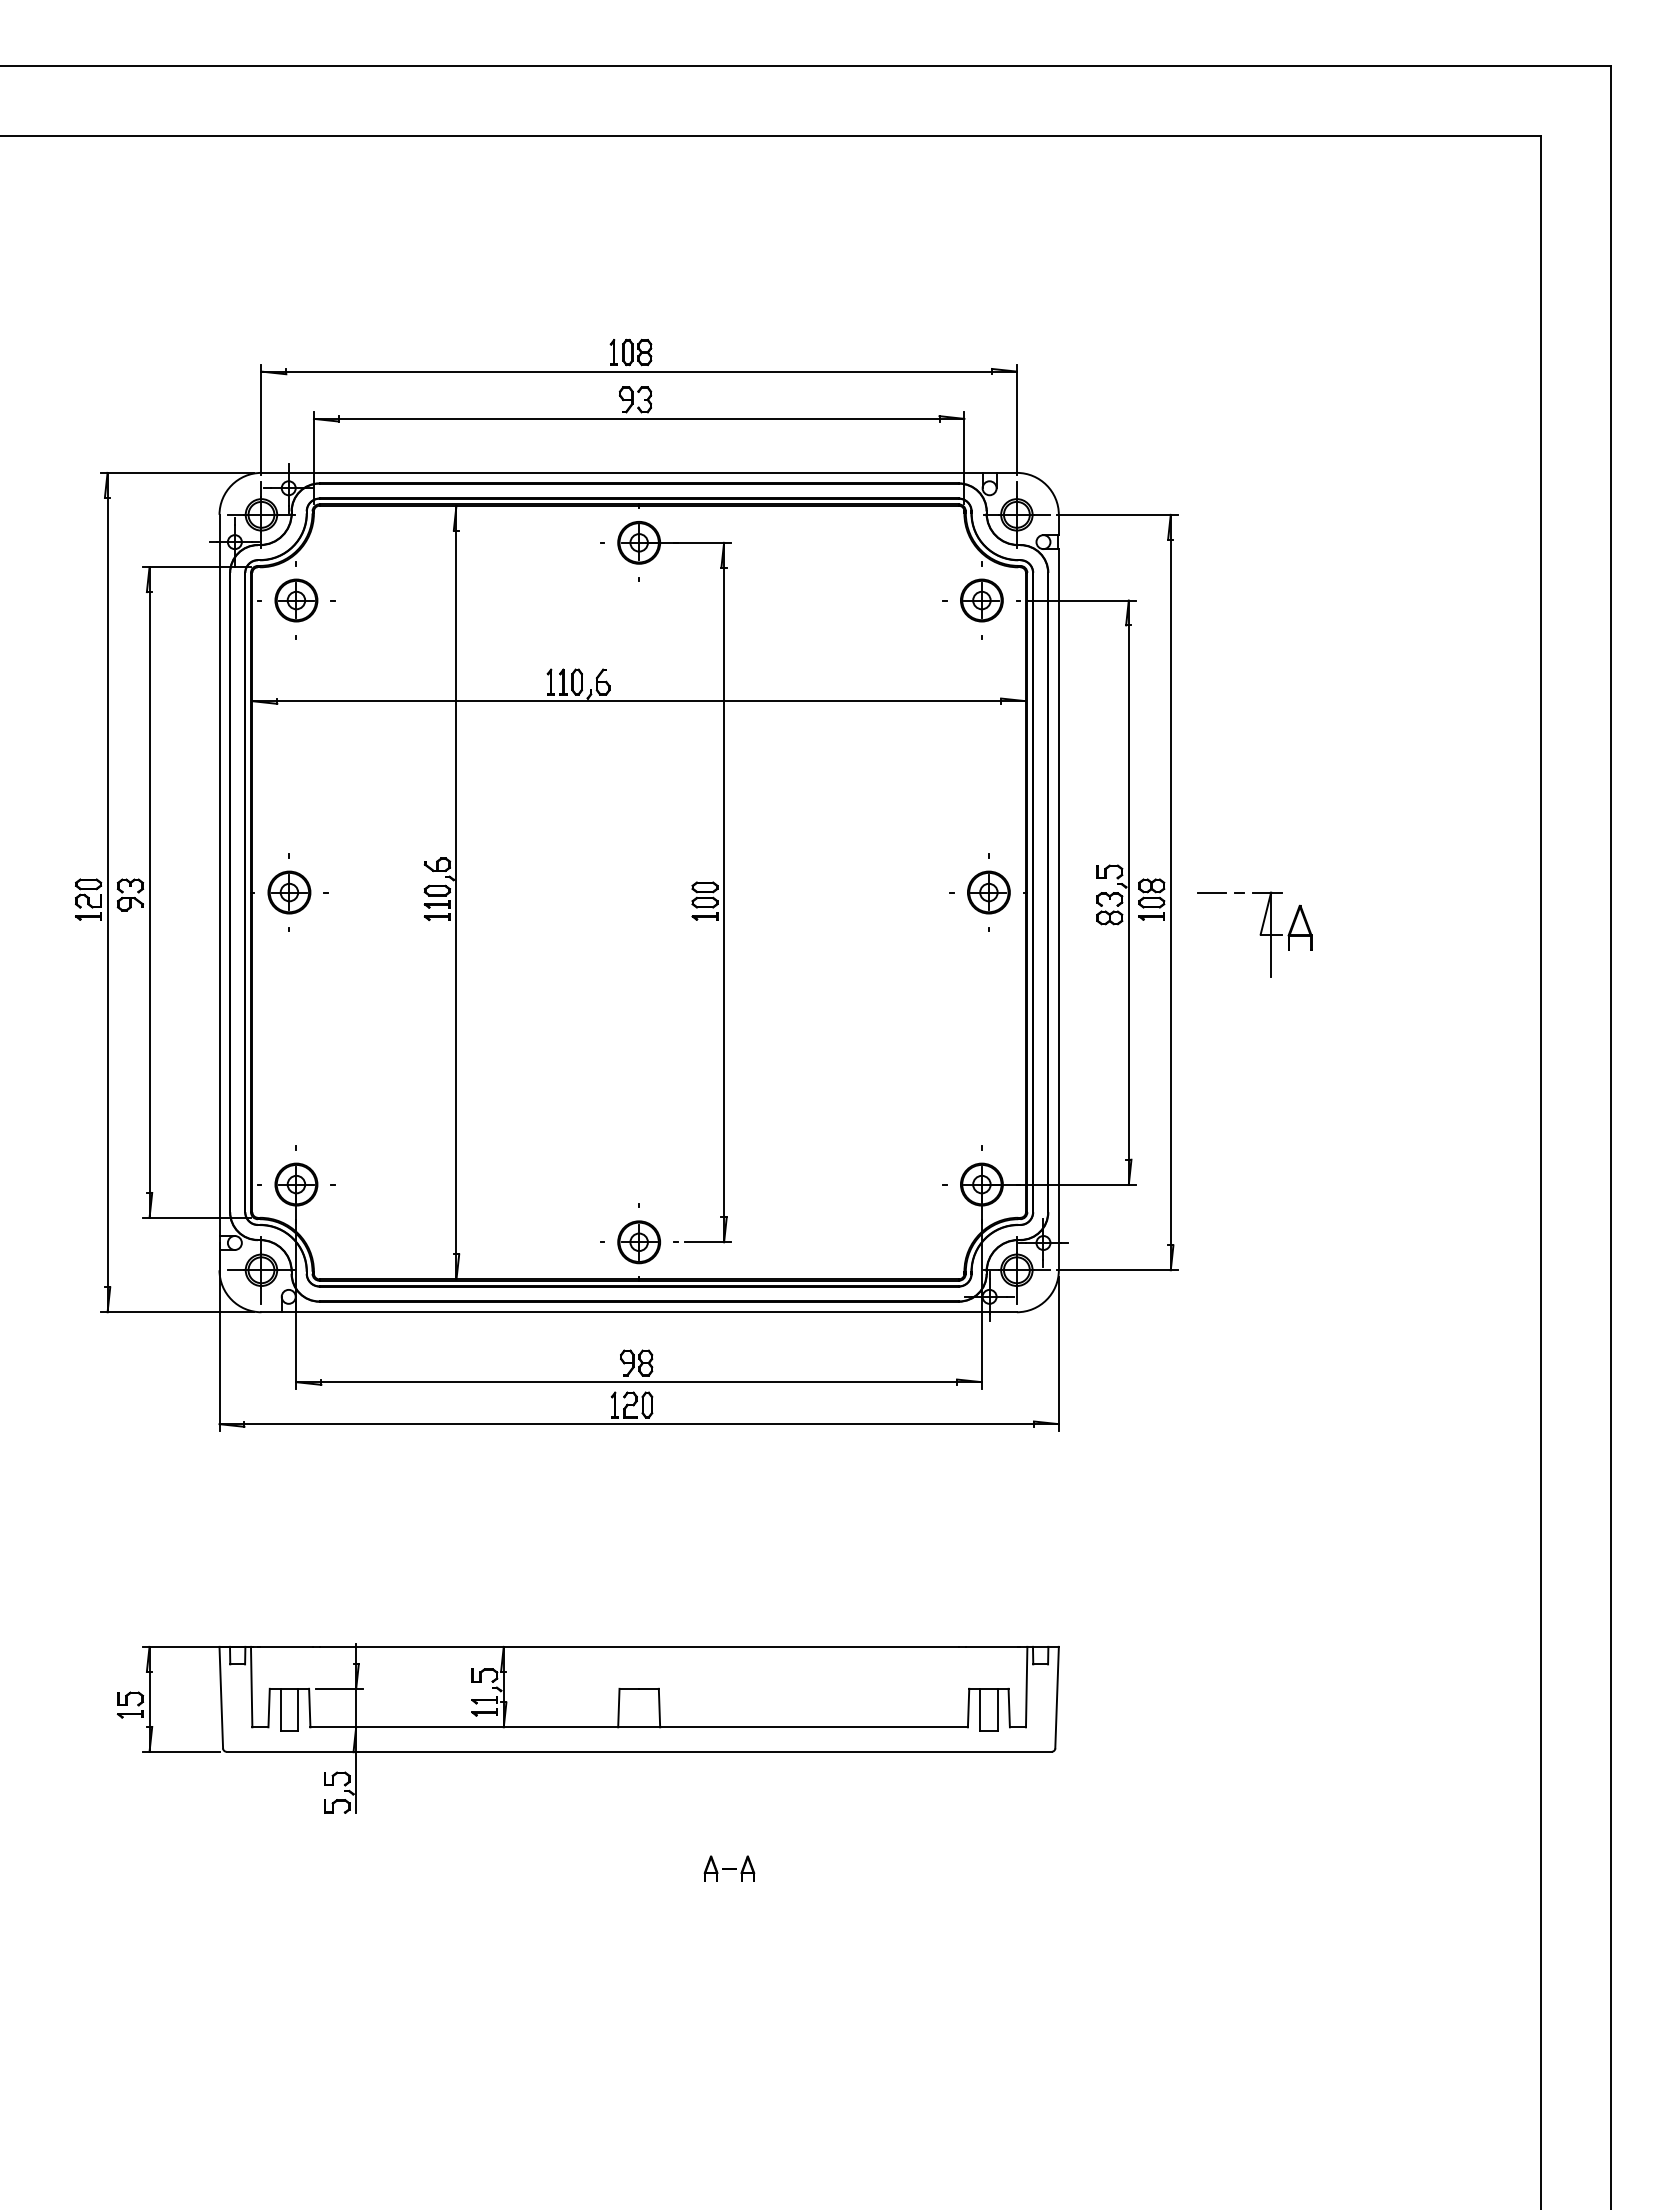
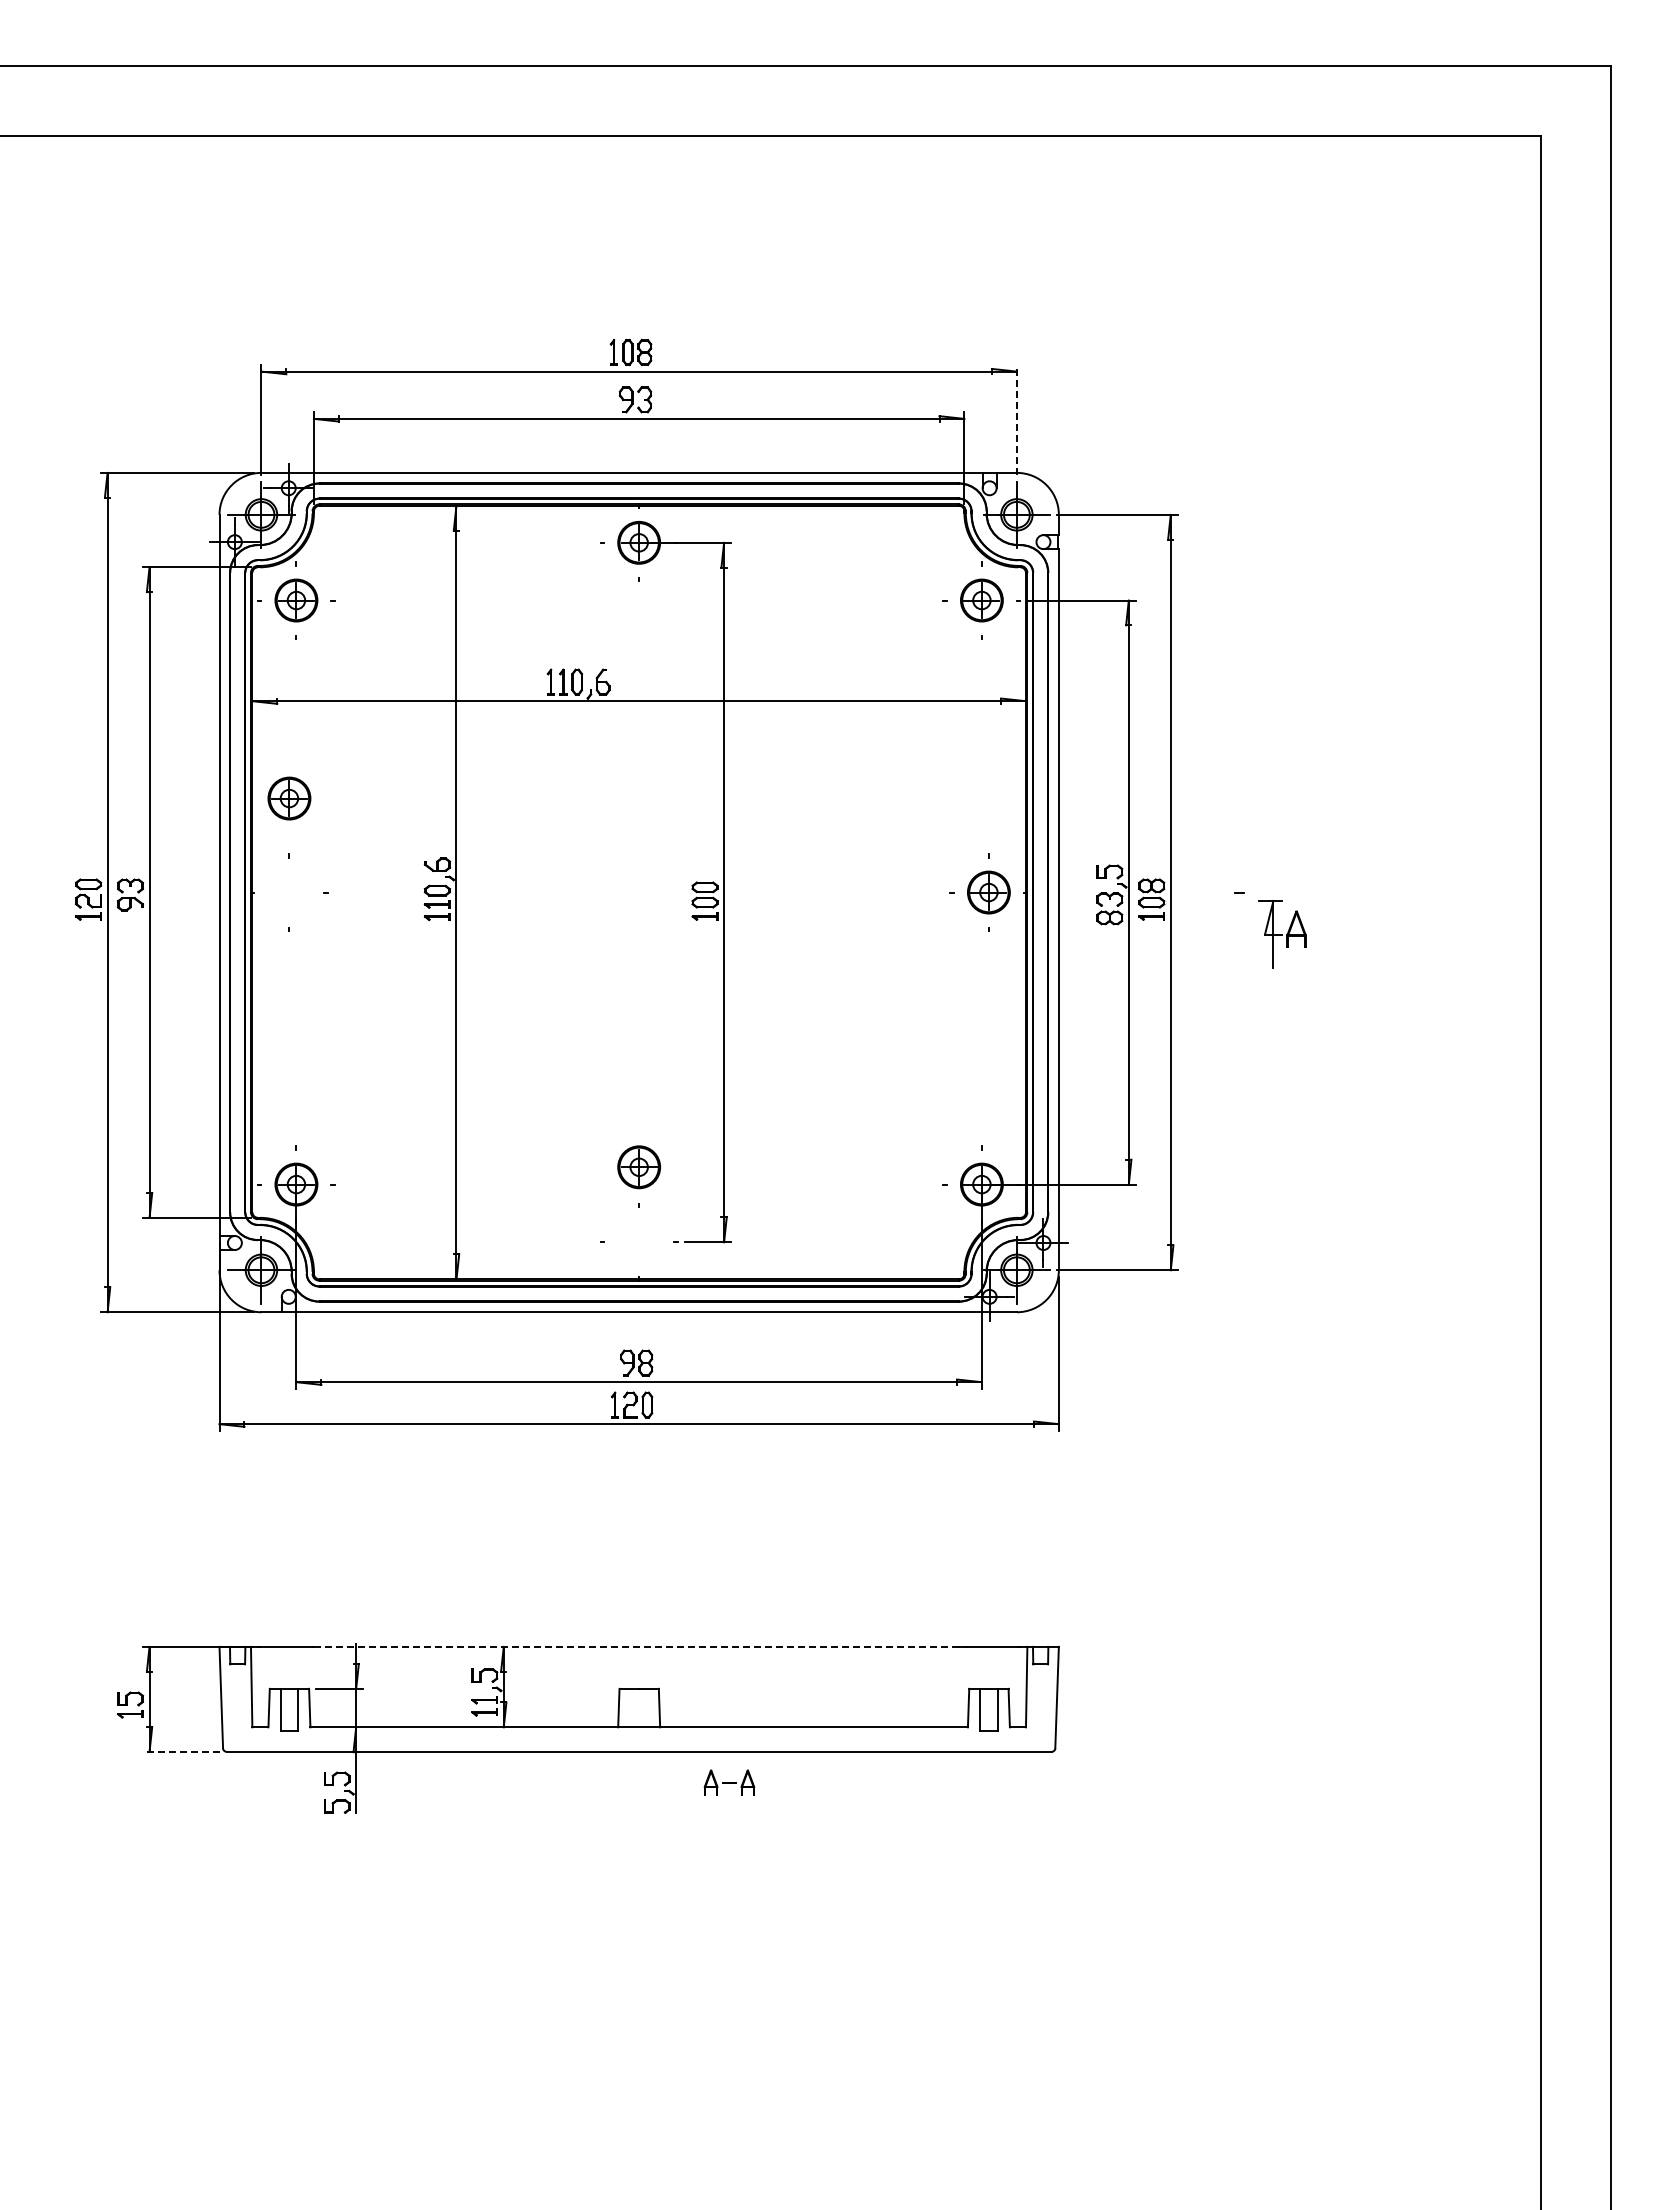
line: solid -> dashed (1016, 419)
part position: (289, 892) -> (289, 798) (289, 798)
line: present -> none (1211, 892)
part size: 61x87 px -> 49x69 px (1282, 934)
part position: (639, 1242) -> (639, 1167) (639, 1167)
line: solid -> dashed (639, 1646)
line: solid -> dashed (181, 1751)
part position: (729, 1868) -> (729, 1782) (729, 1782)
